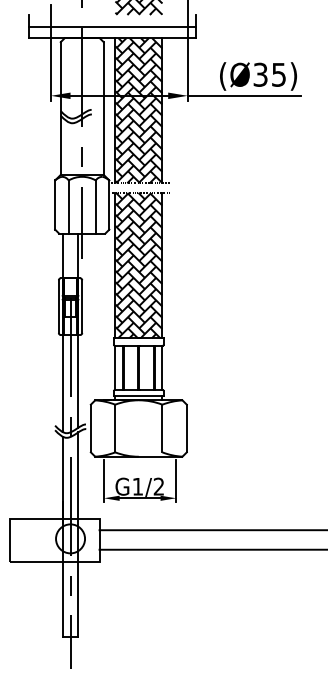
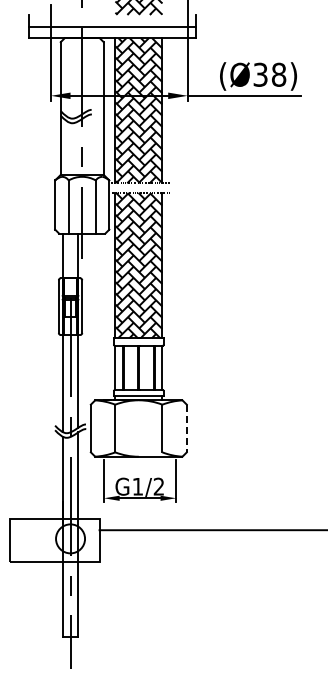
text: (Ø35) -> (Ø38) (279, 74)
line: solid -> dashed (186, 428)
line: present -> none (211, 549)
